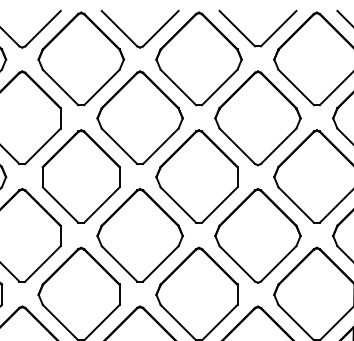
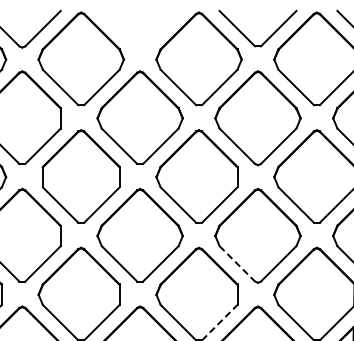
part: present -> none (129, 37)
line: solid -> dashed (237, 264)
line: solid -> dashed (220, 322)
